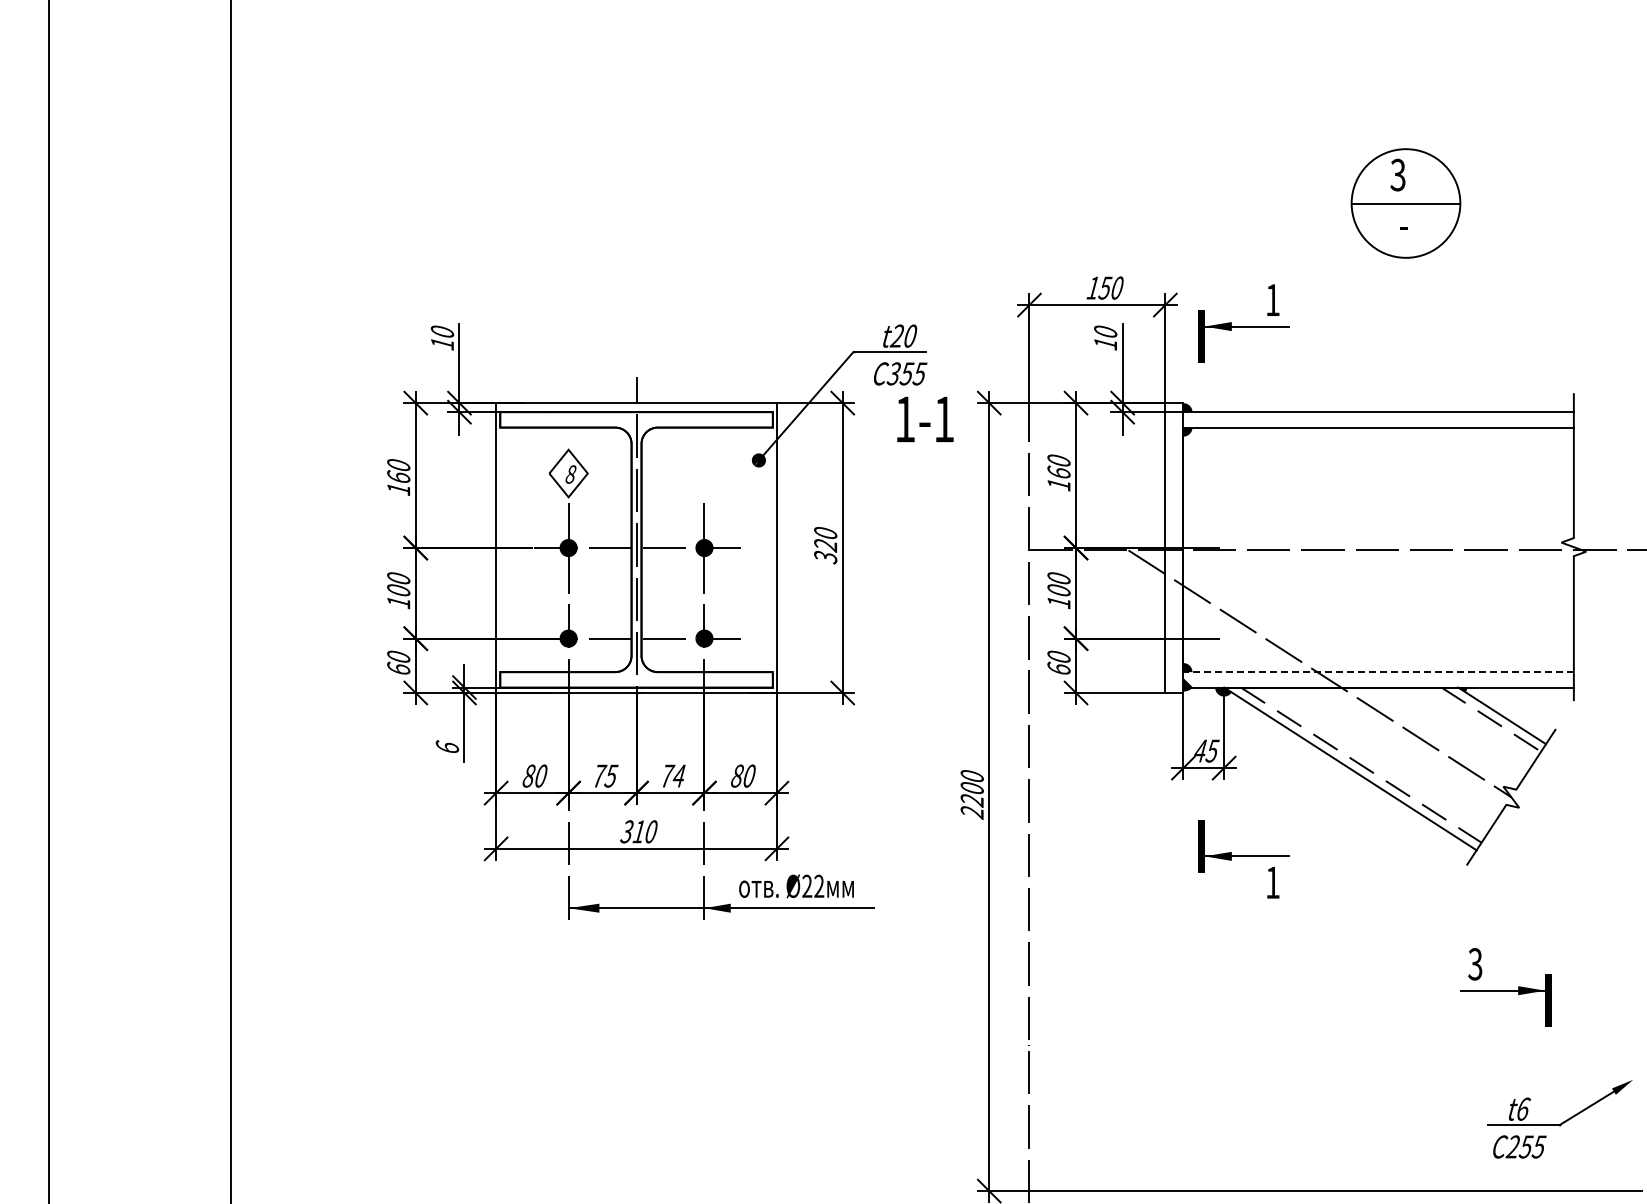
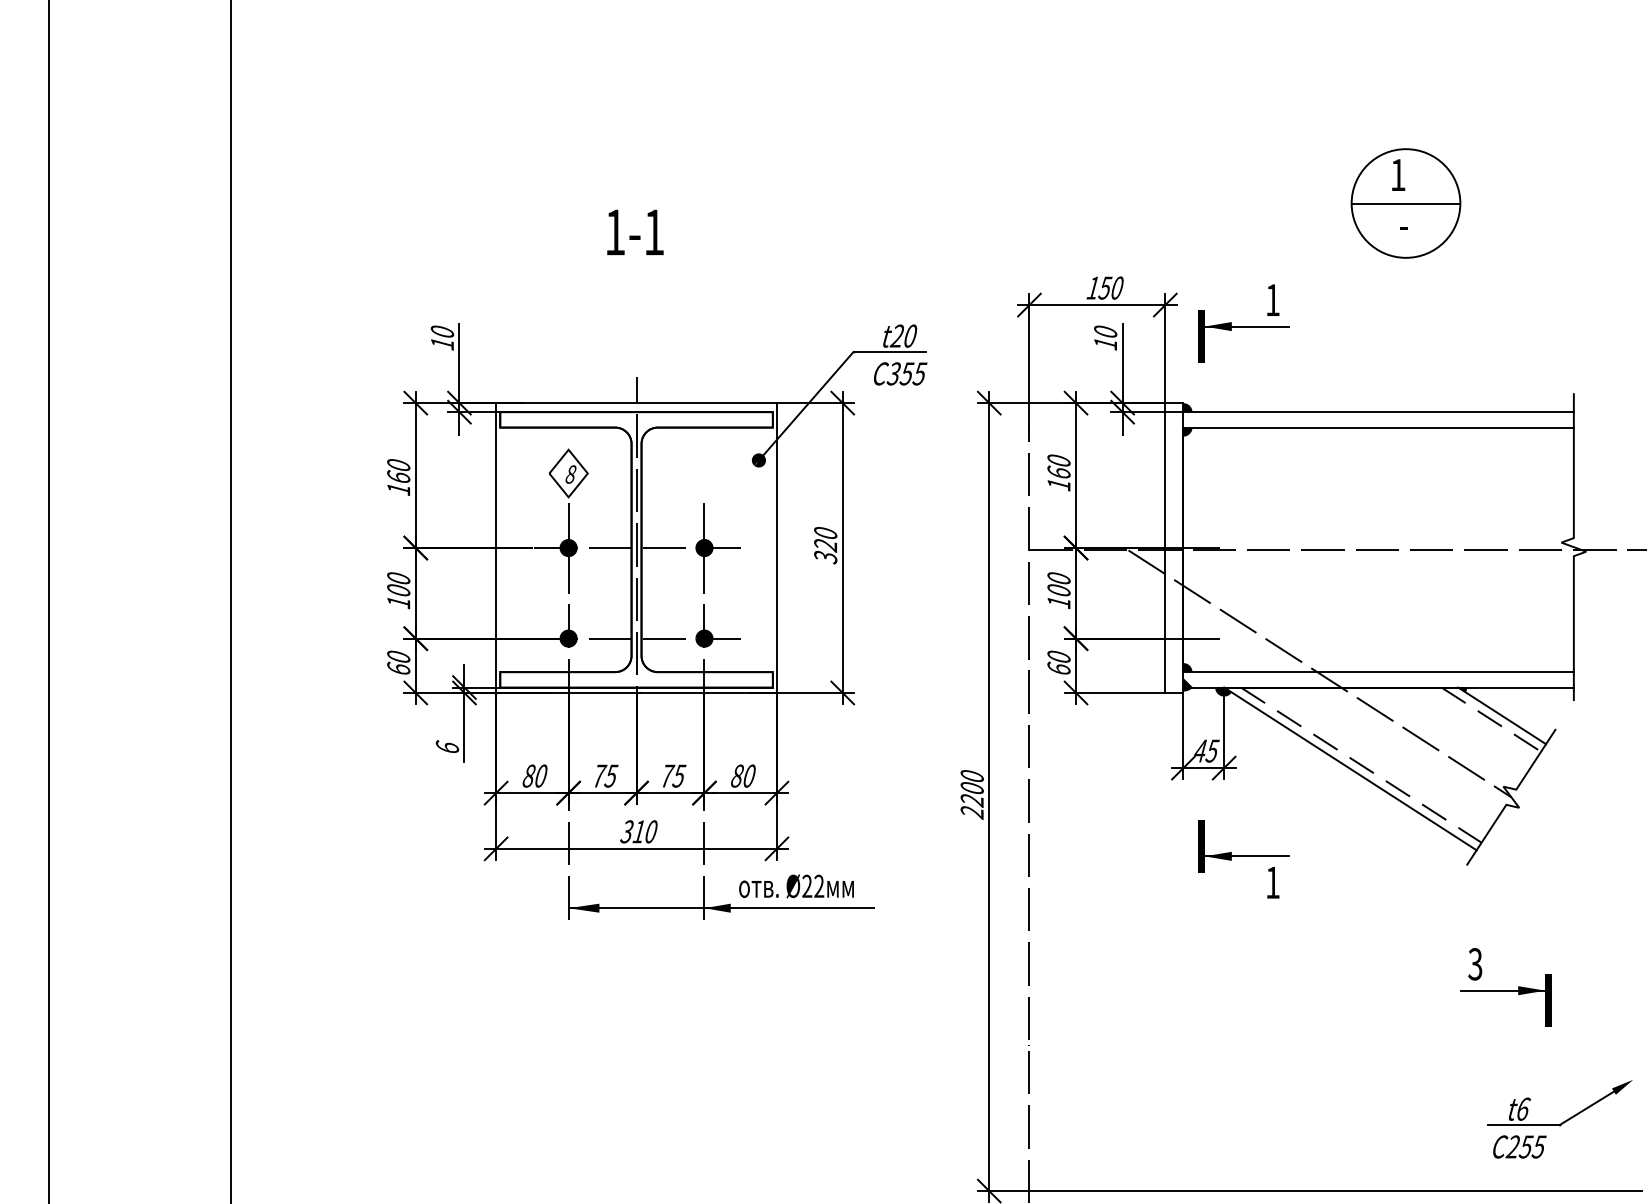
text: 3 -> 1 (1397, 174)
text position: (925, 419) -> (635, 232) (635, 232)
line: dashed -> solid (1378, 672)
text: 74 -> 75 (679, 775)
